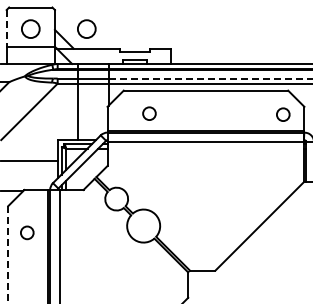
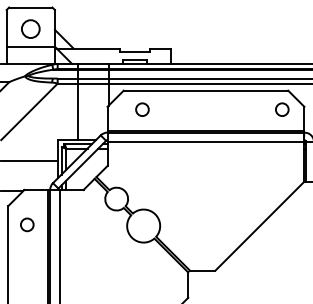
line: dashed -> solid (6, 28)
circle: present -> none (86, 28)
line: dashed -> solid (210, 78)
circle position: (149, 113) -> (142, 109) (142, 109)
circle position: (283, 114) -> (282, 109) (282, 109)
circle position: (27, 232) -> (27, 224) (27, 224)
line: dashed -> solid (8, 255)
